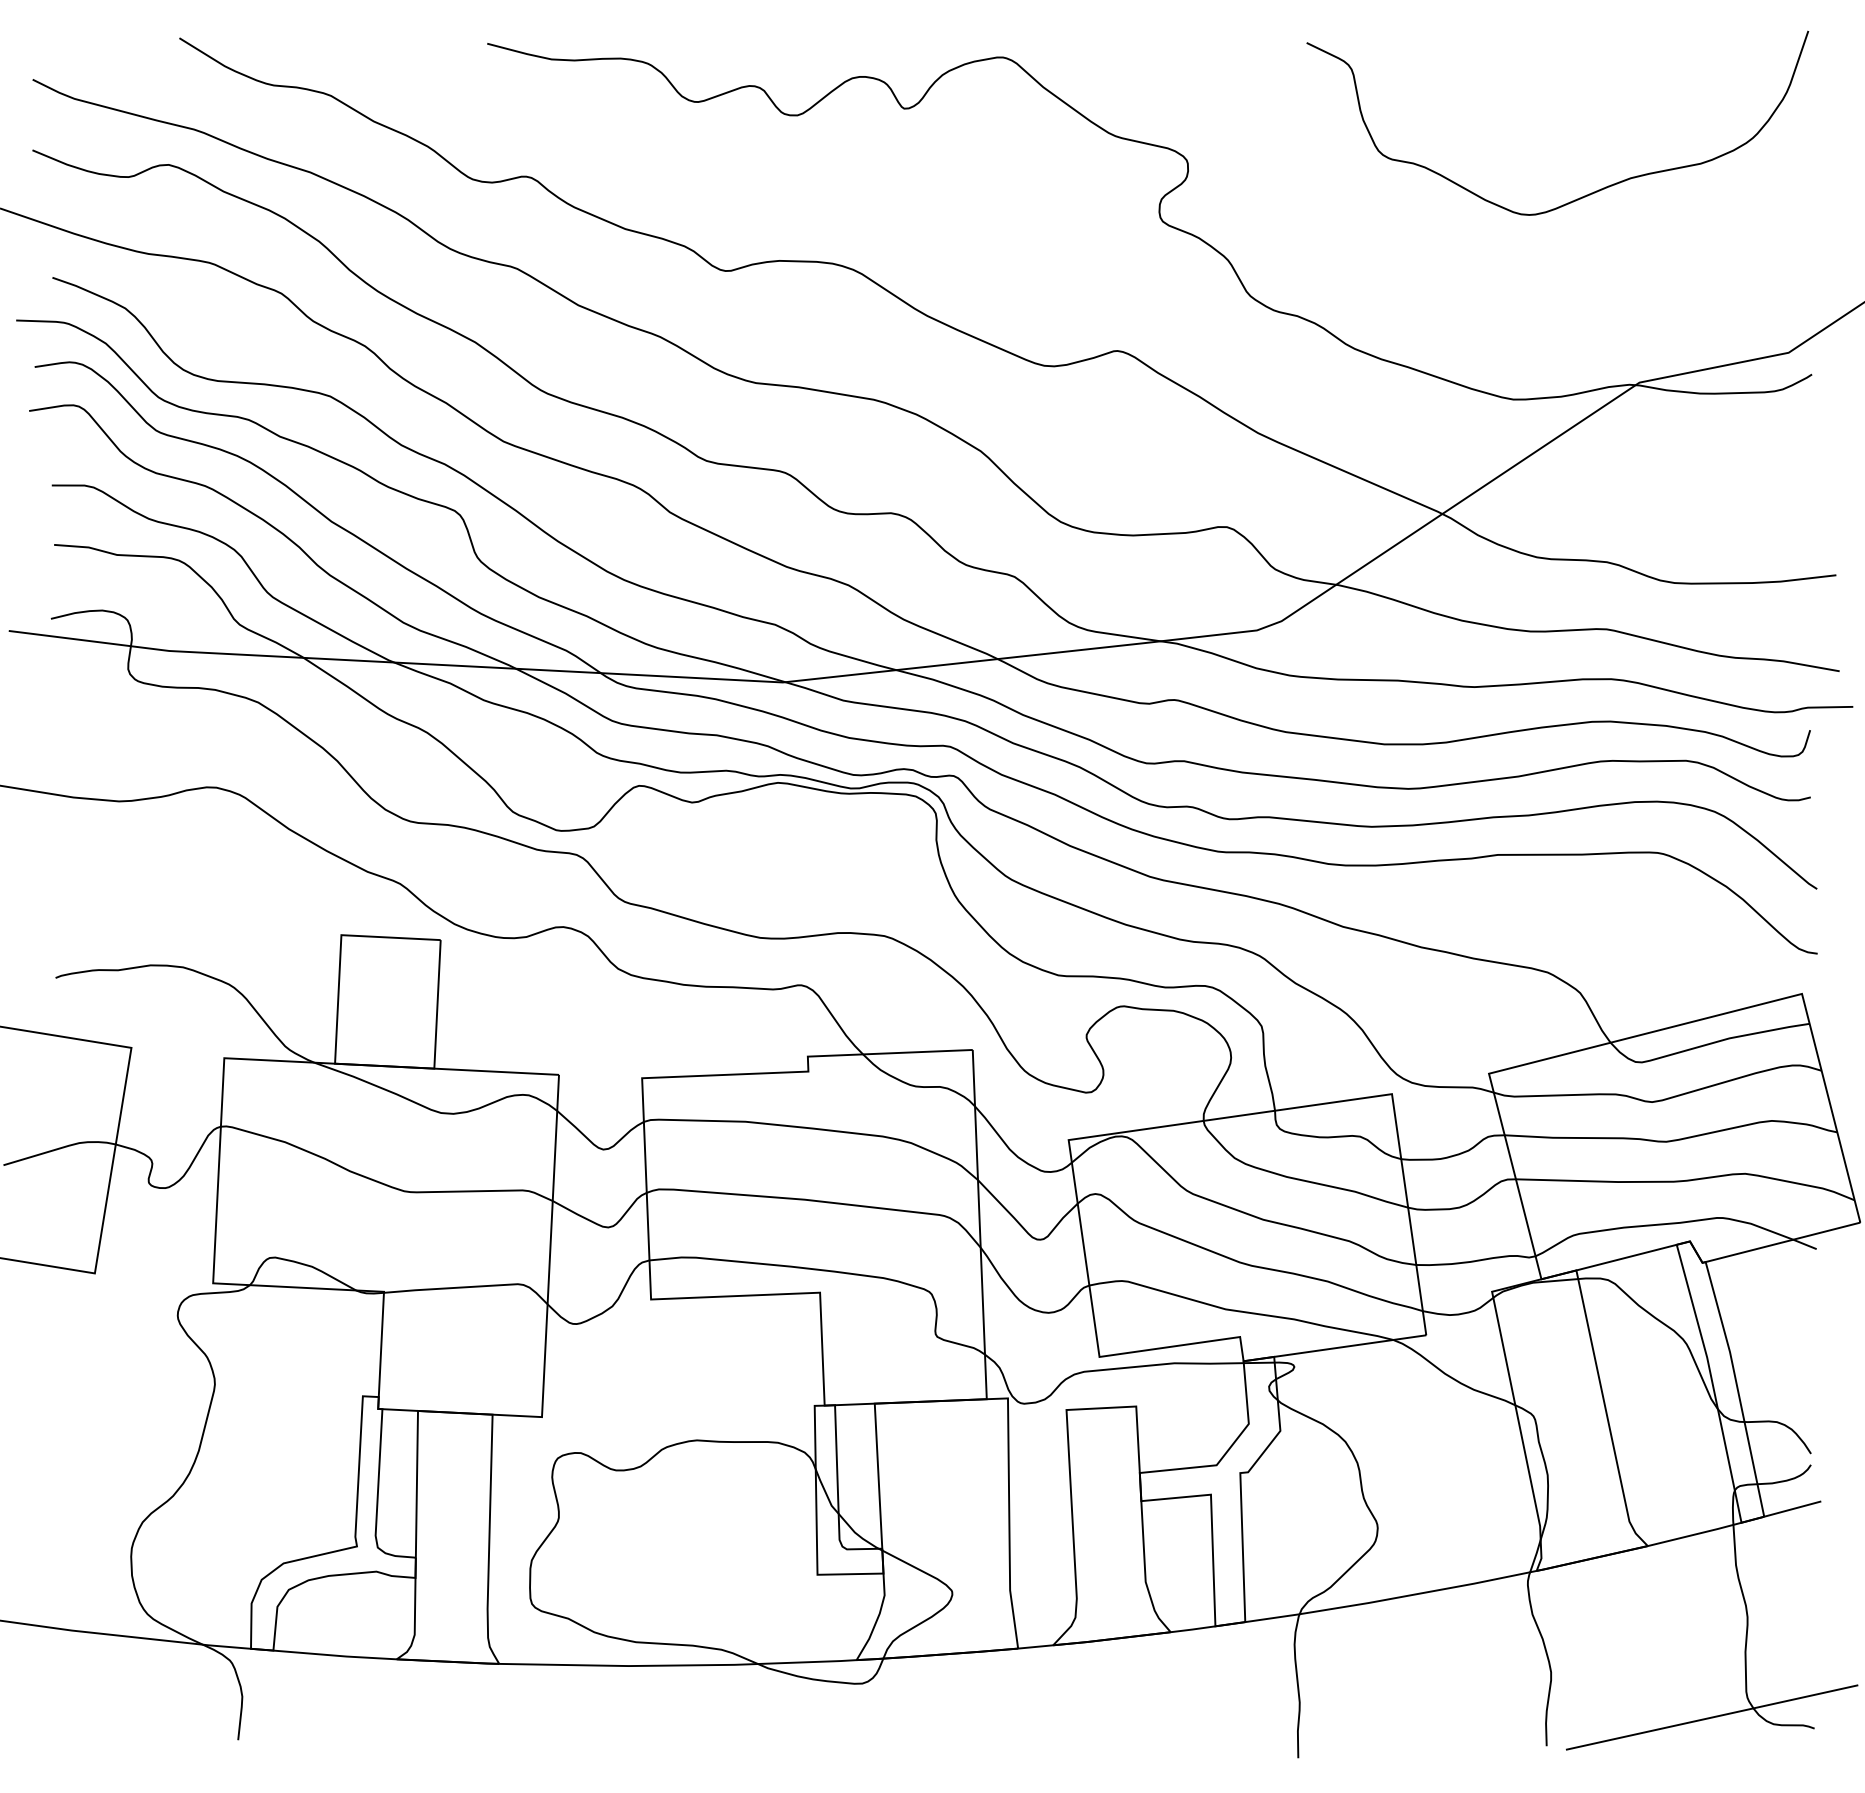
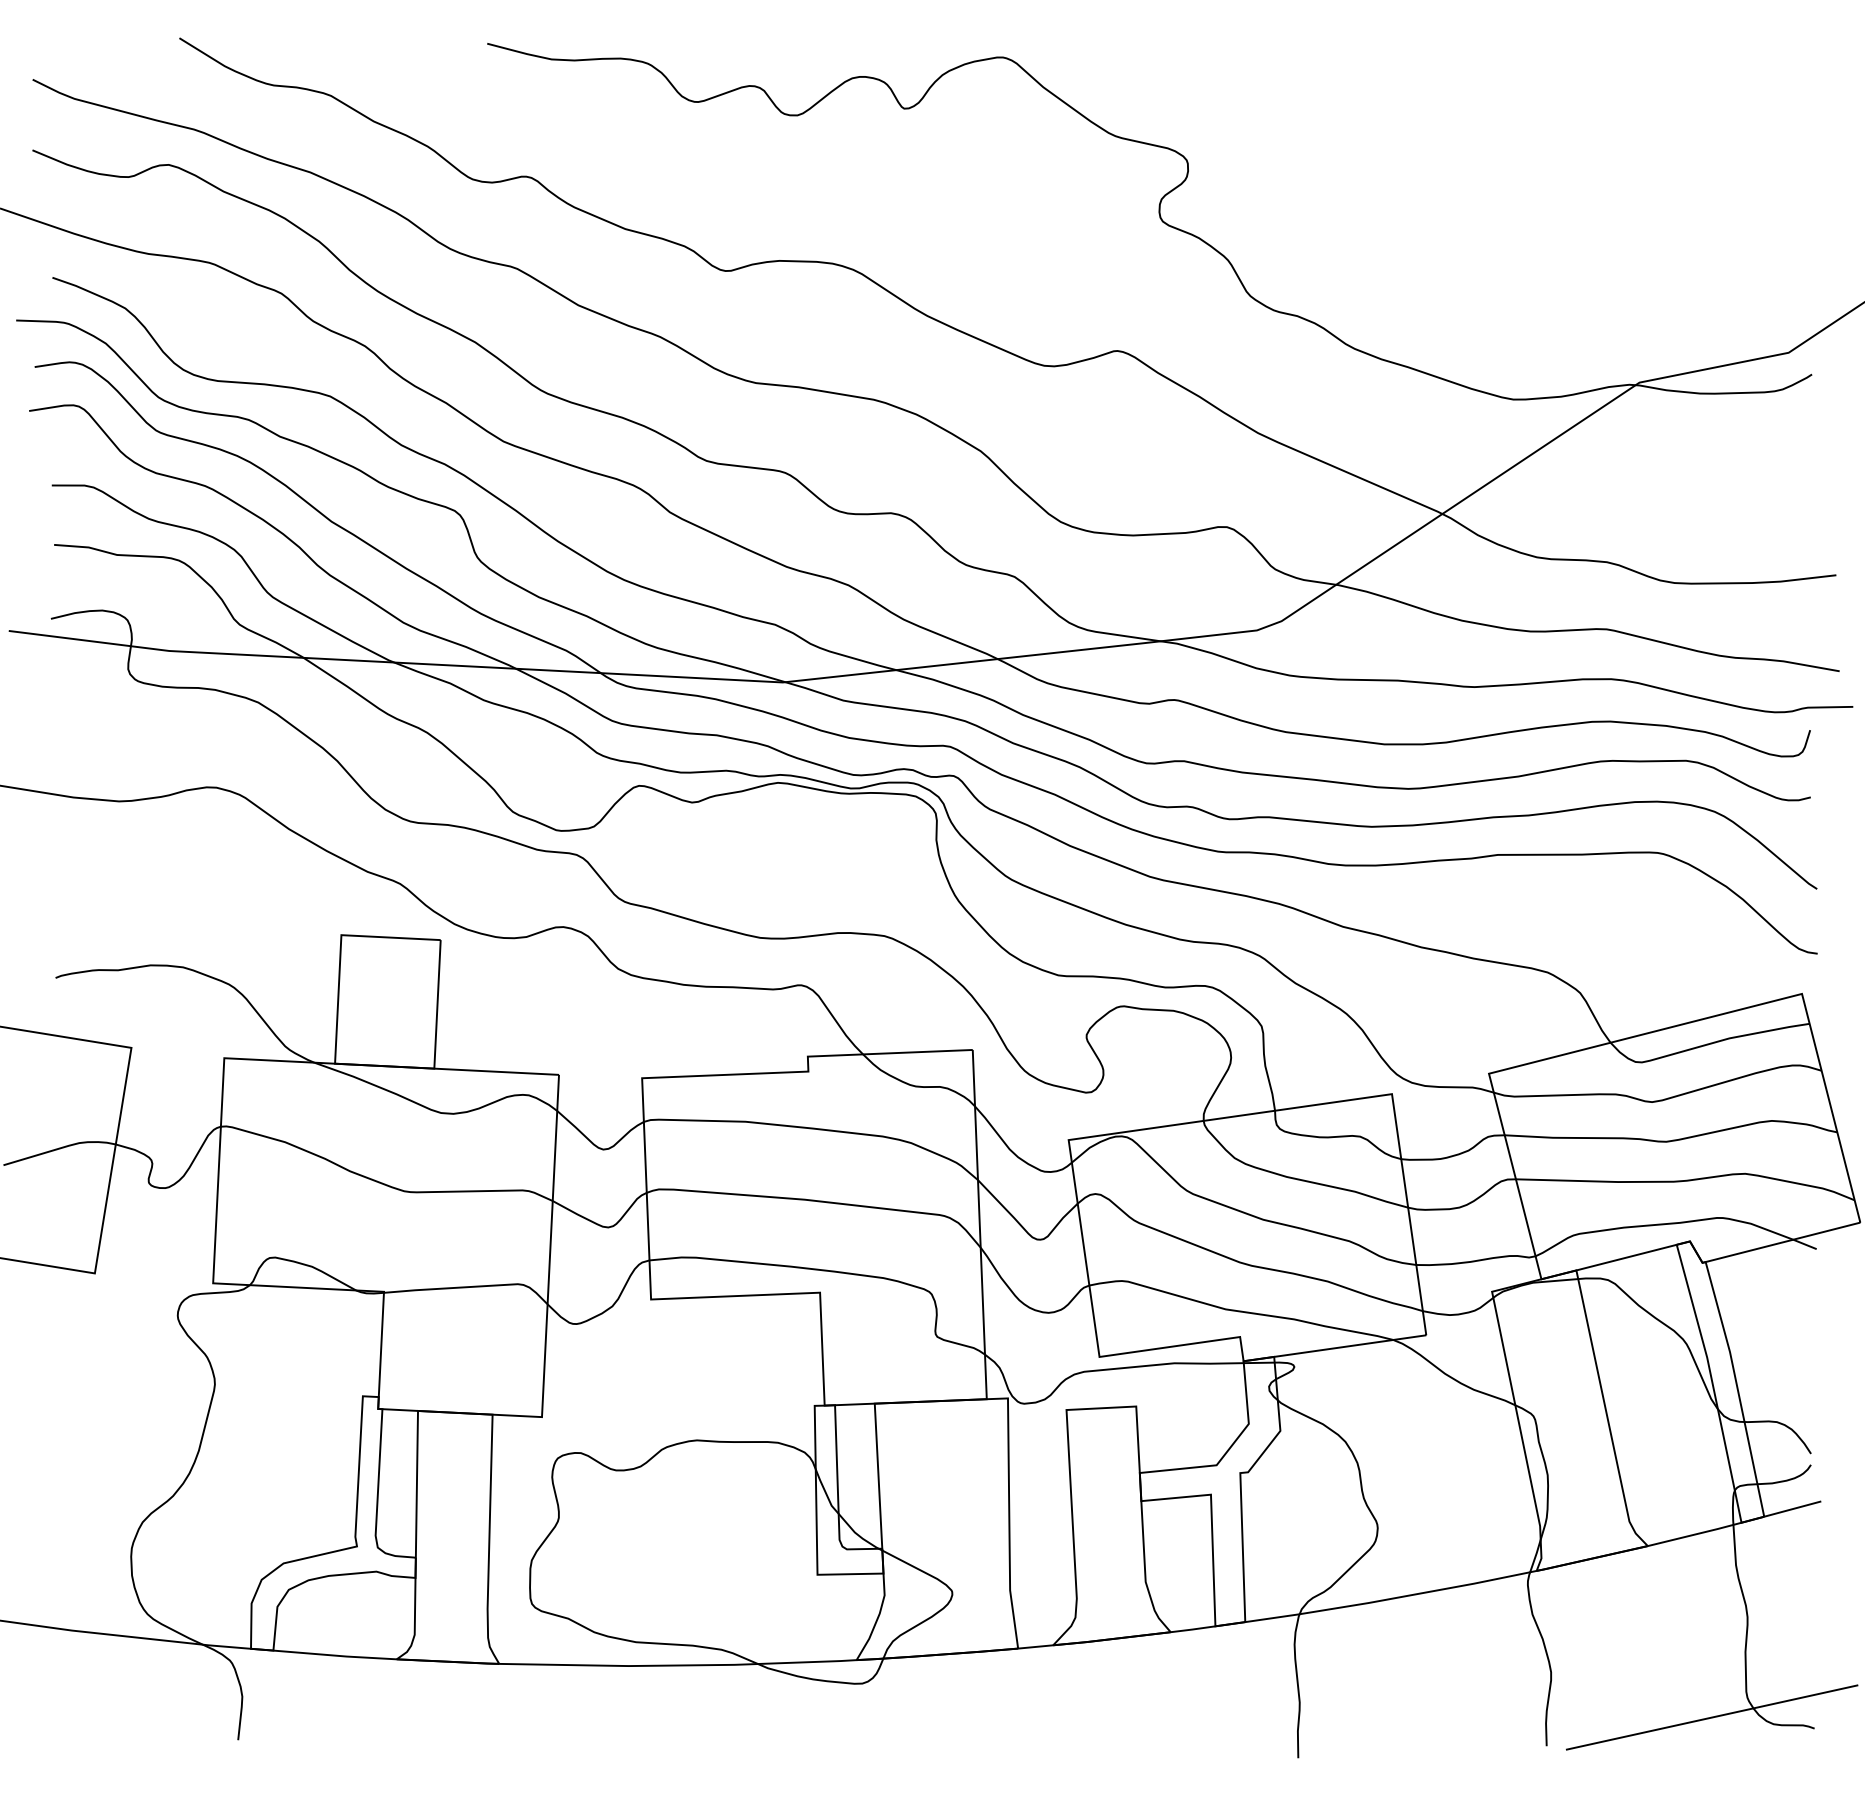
curve: present -> none (1586, 194)
